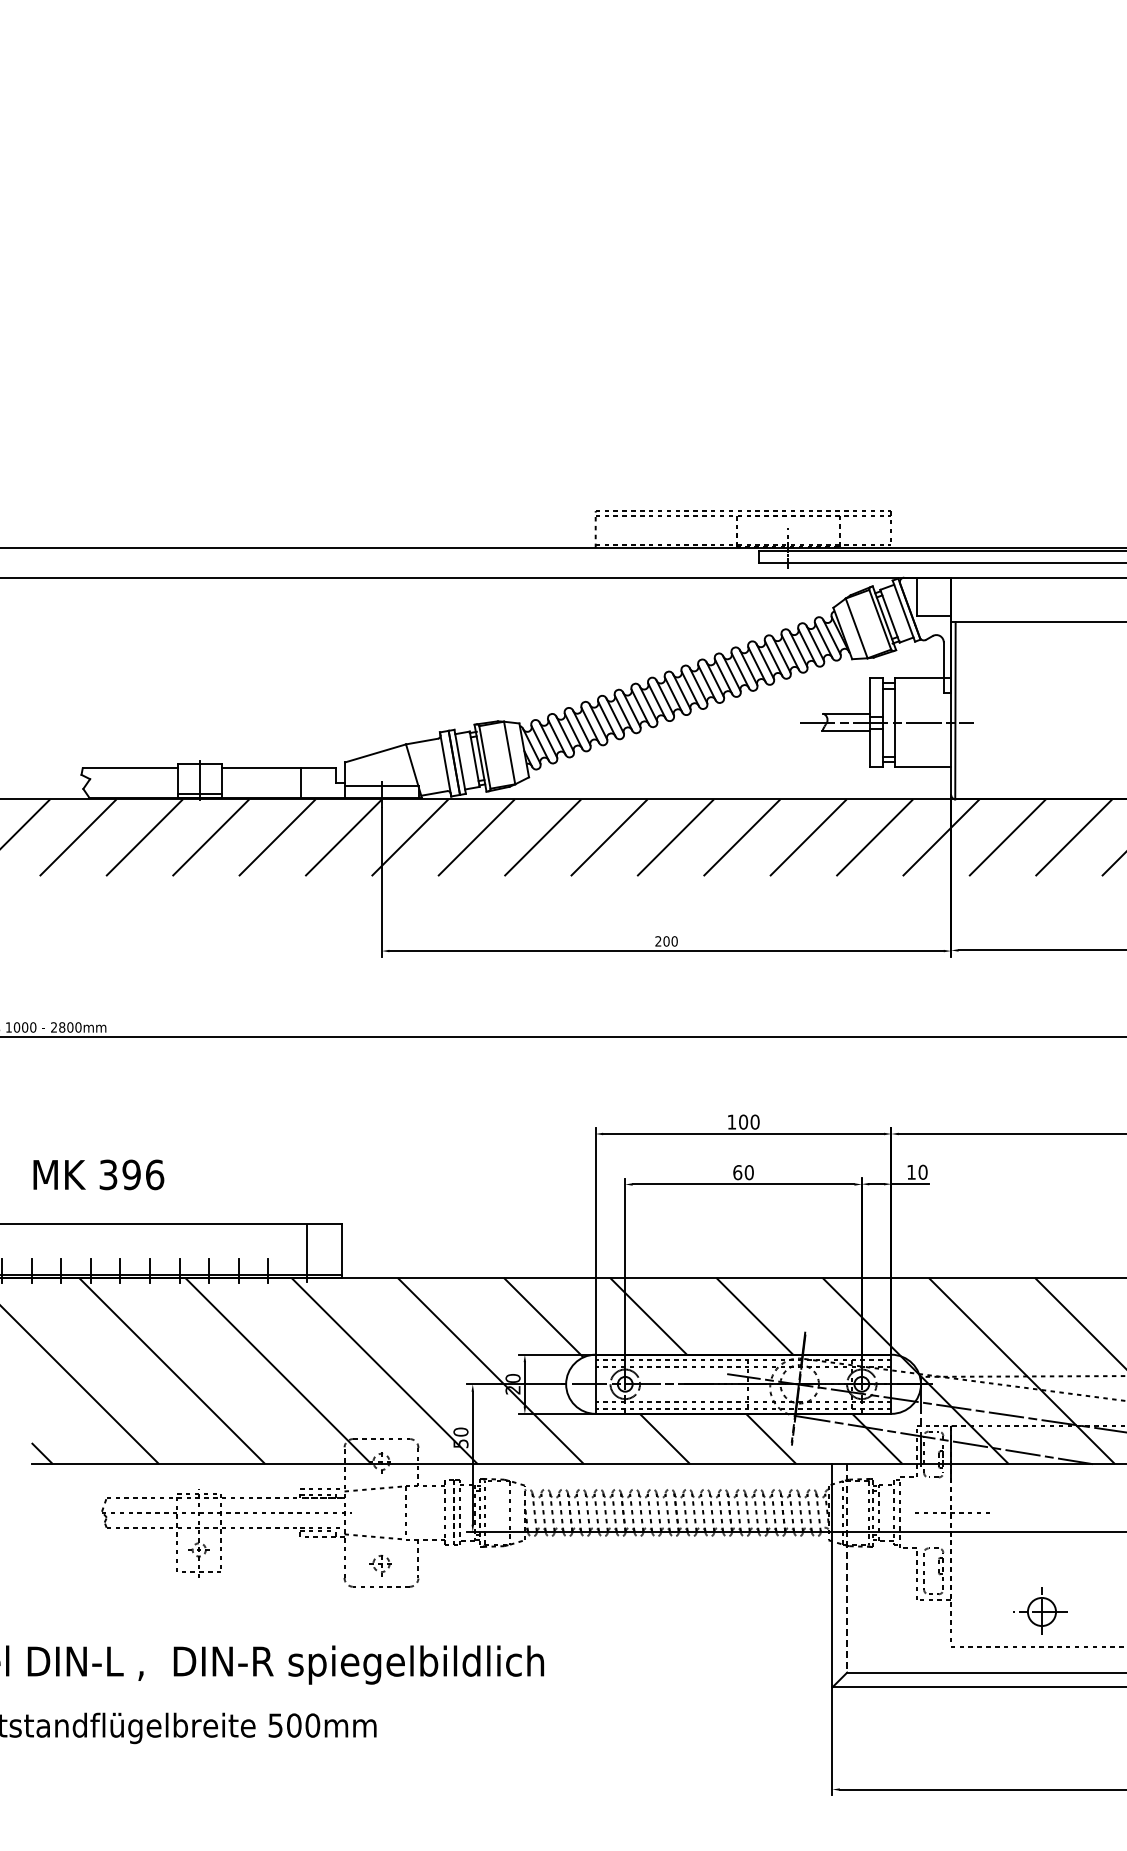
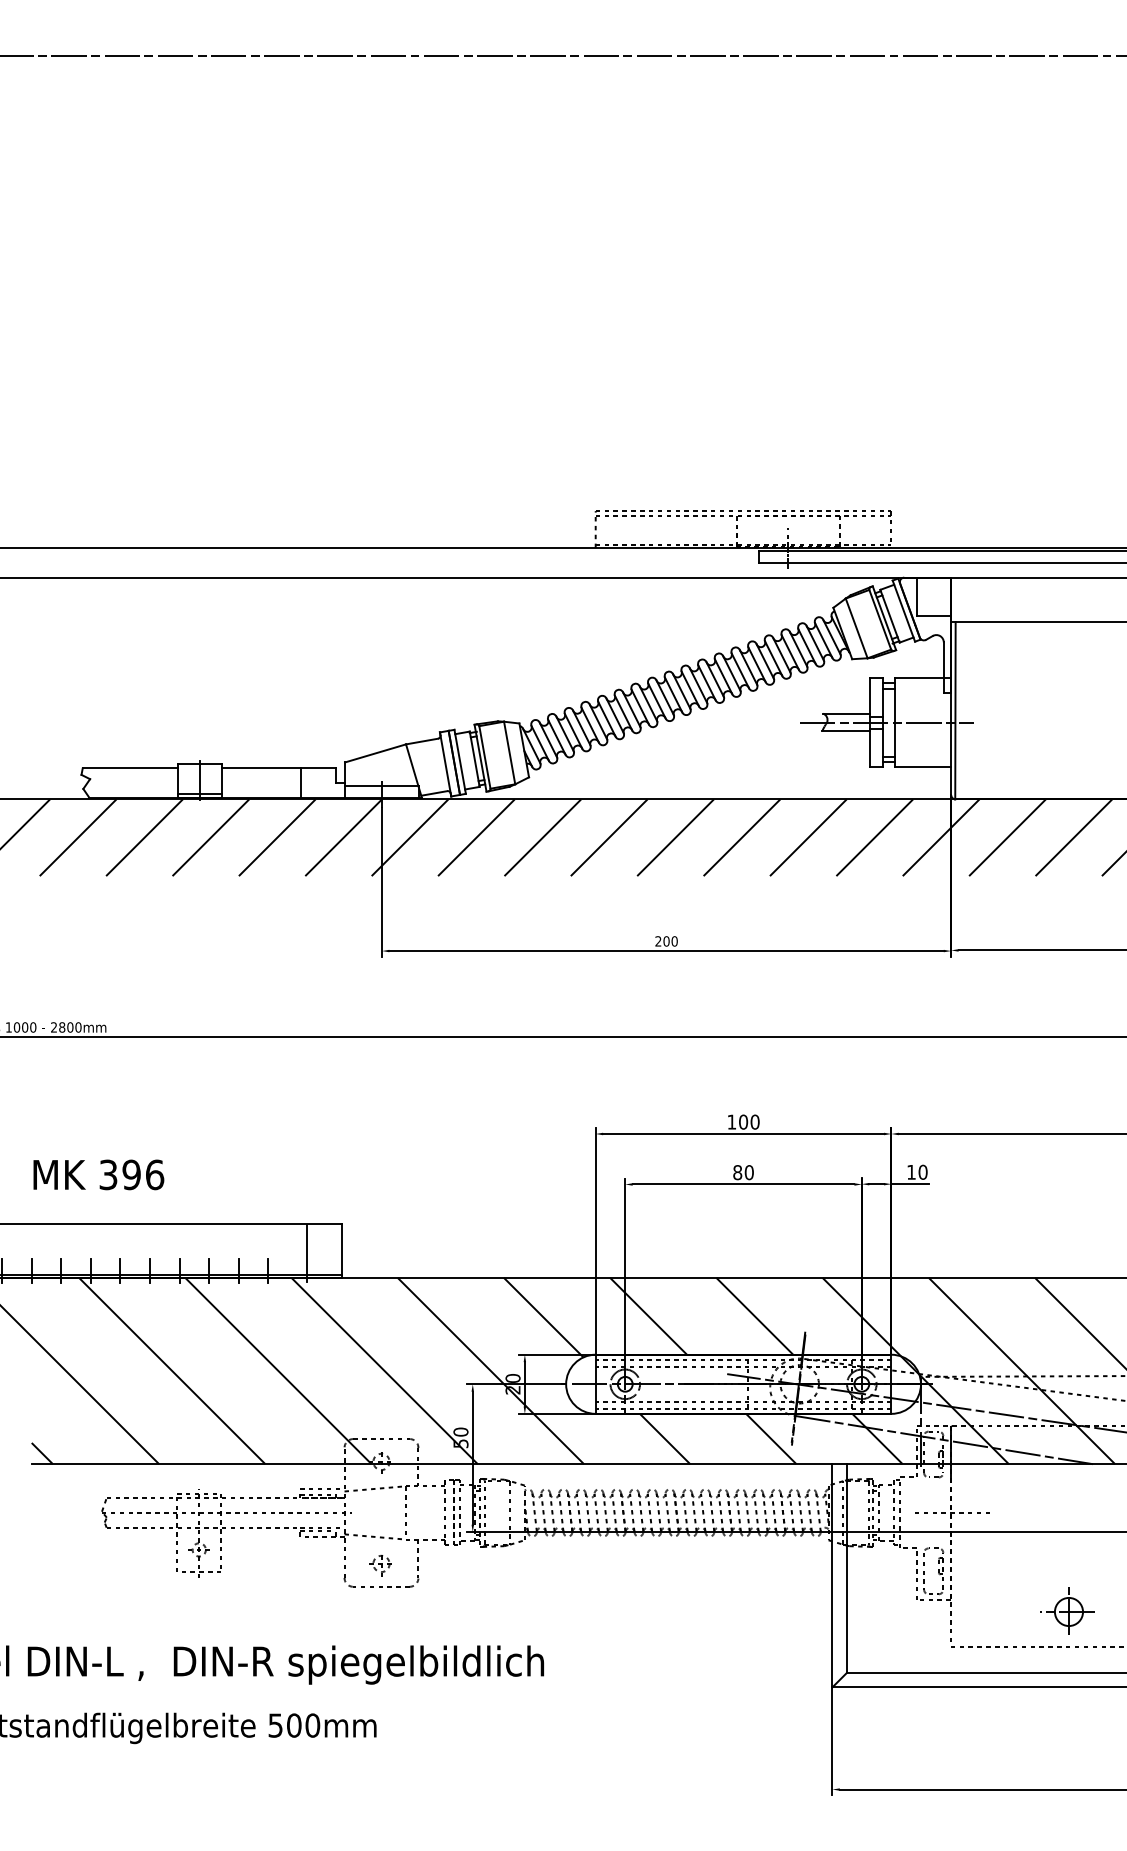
line: none -> present (562, 55)
text: 60 -> 80 (737, 1172)
line: dashed -> solid (847, 1568)
part position: (1040, 1610) -> (1067, 1610) (1067, 1610)
